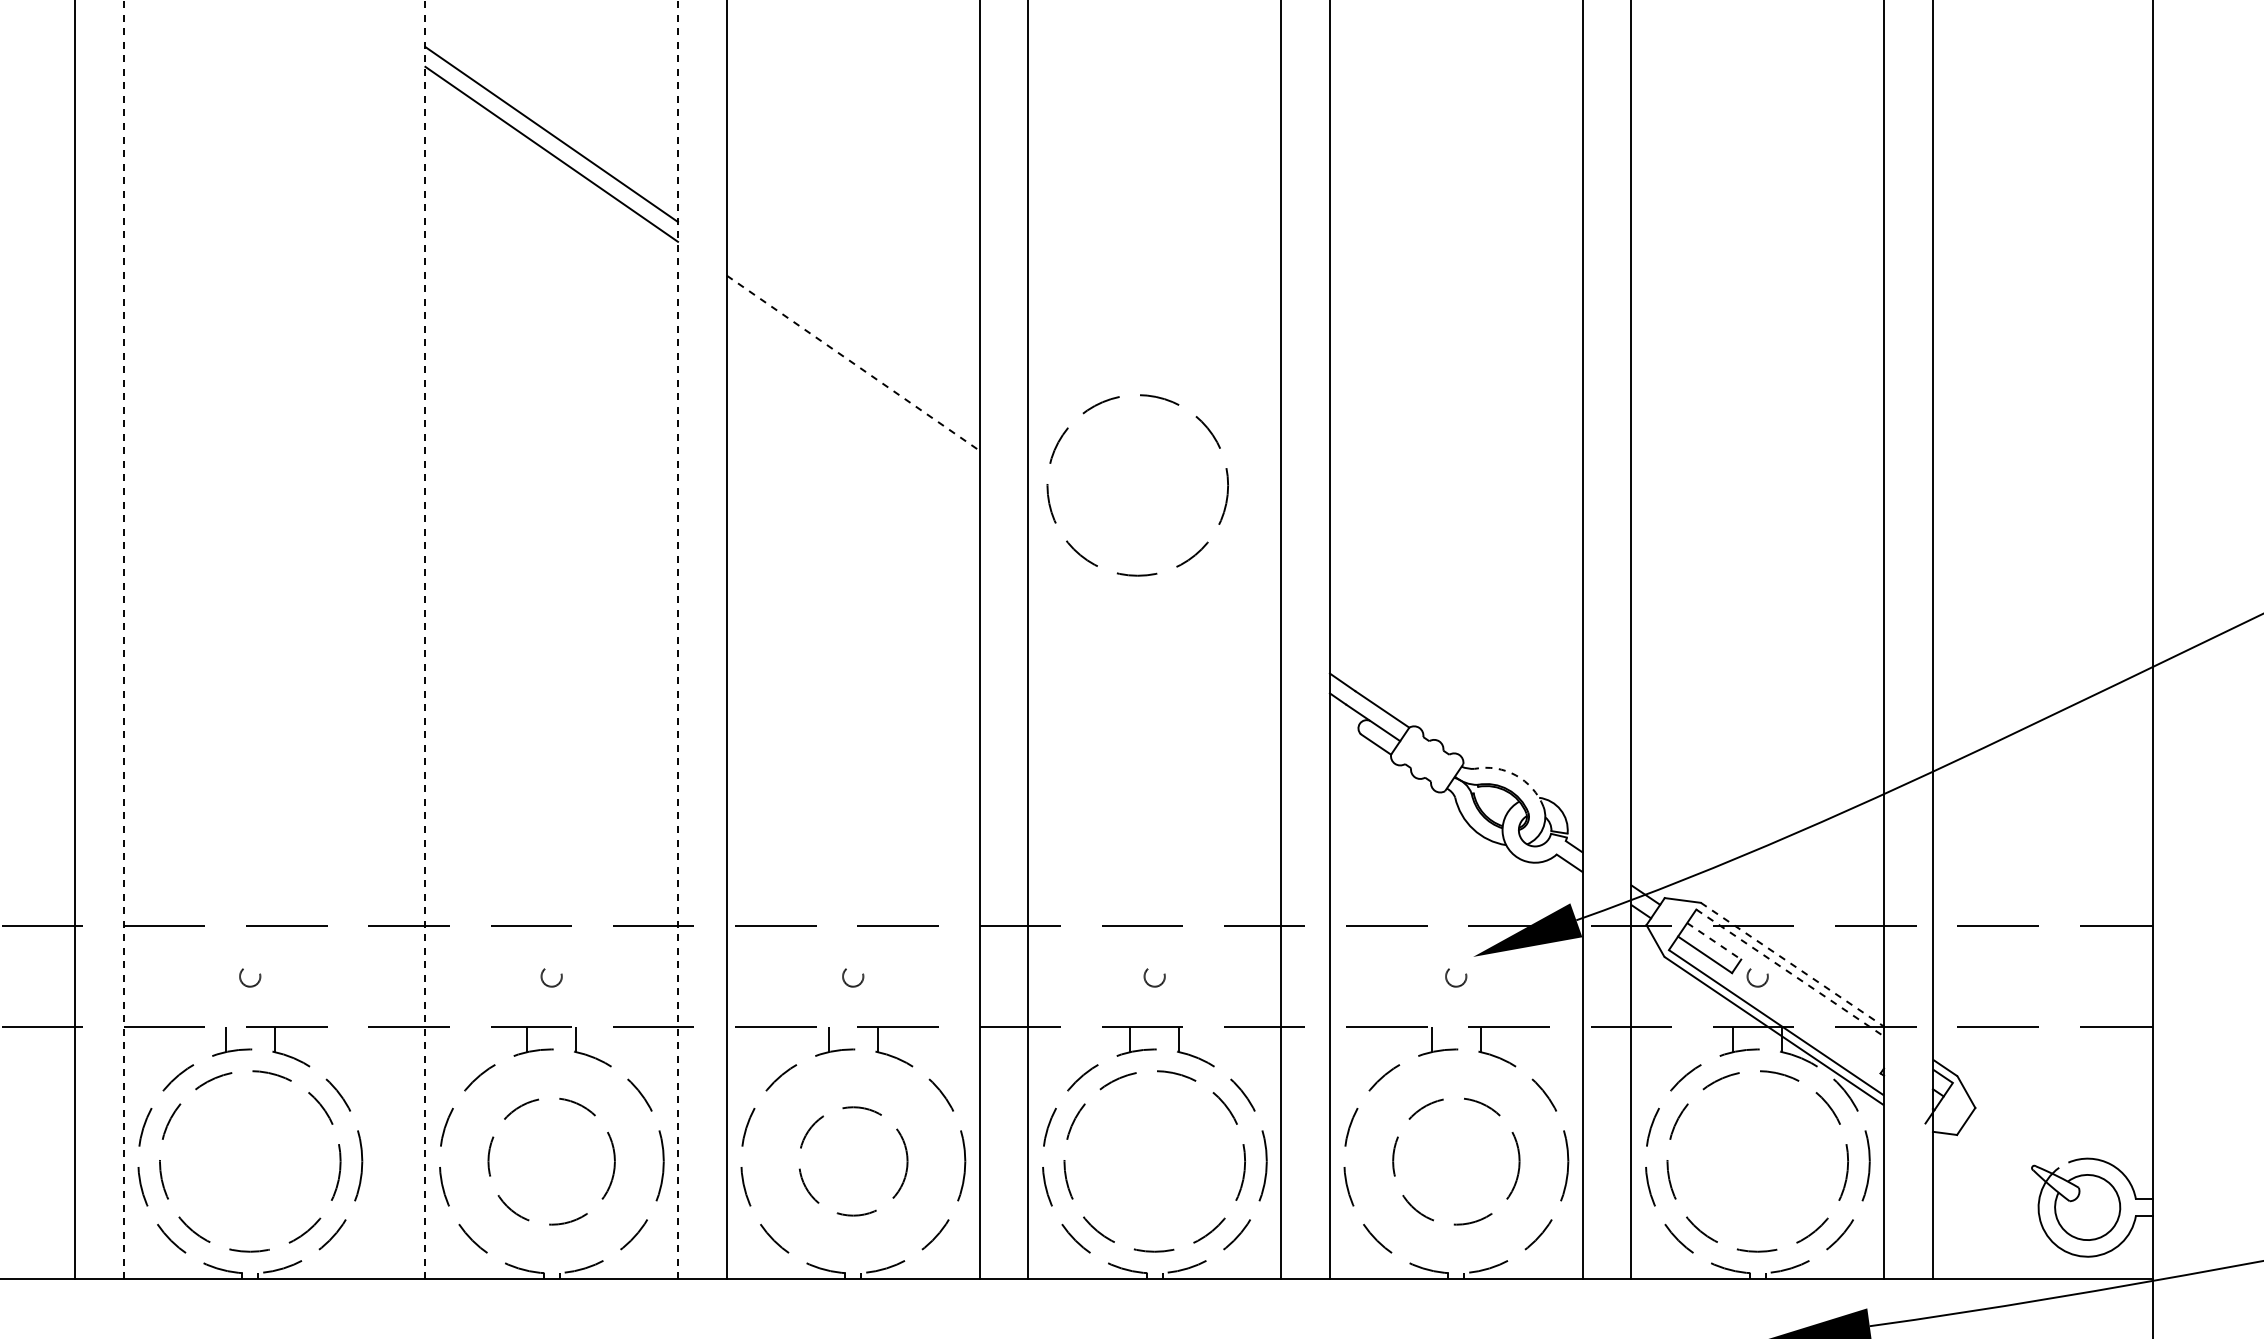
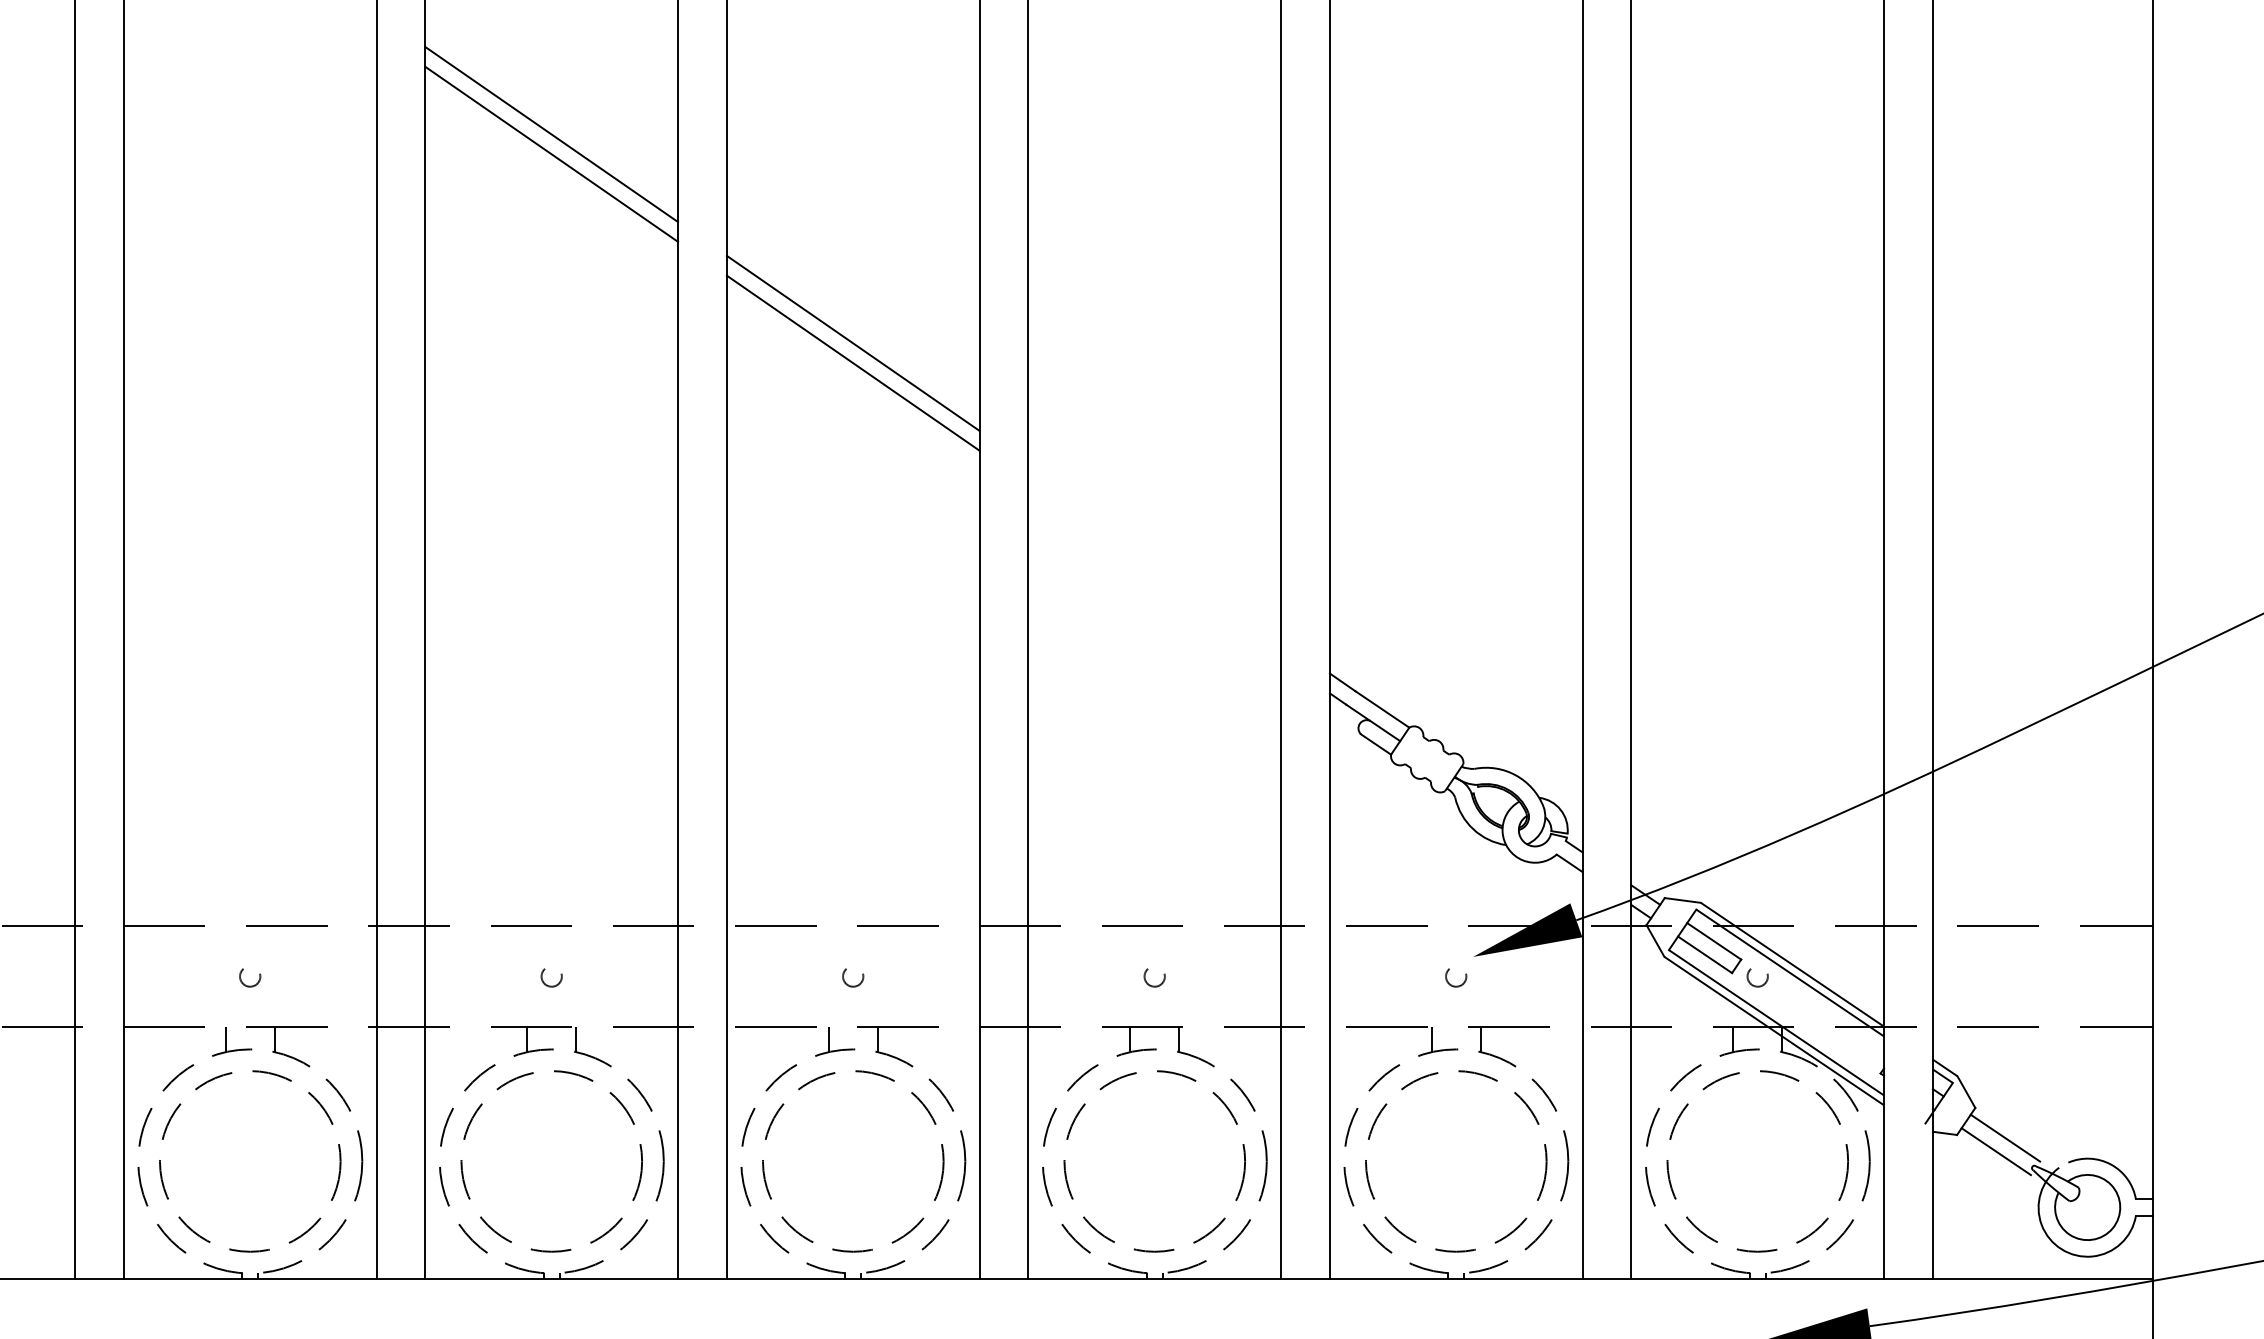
line: none -> present (852, 342)
line: dashed -> solid (853, 363)
circle: present -> none (1137, 485)
line: dashed -> solid (123, 639)
line: dashed -> solid (425, 639)
line: dashed -> solid (678, 639)
line: none -> present (376, 640)
arc: dashed -> solid (1515, 775)
line: dashed -> solid (1714, 941)
line: dashed -> solid (1792, 964)
line: dashed -> solid (1790, 973)
line: none -> present (2005, 1137)
line: none -> present (1995, 1151)
circle size: 129x128 px -> 183x183 px (551, 1161)
circle size: 111x111 px -> 183x183 px (853, 1161)
circle size: 129x129 px -> 183x183 px (1456, 1161)
